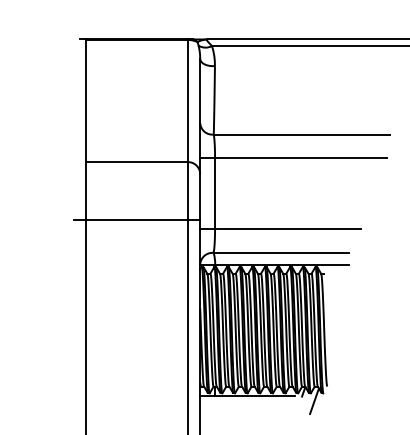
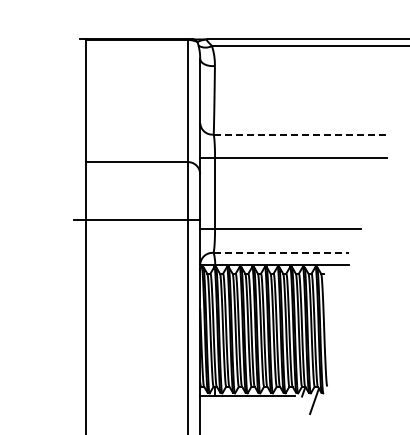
line: solid -> dashed (302, 134)
line: solid -> dashed (281, 252)
